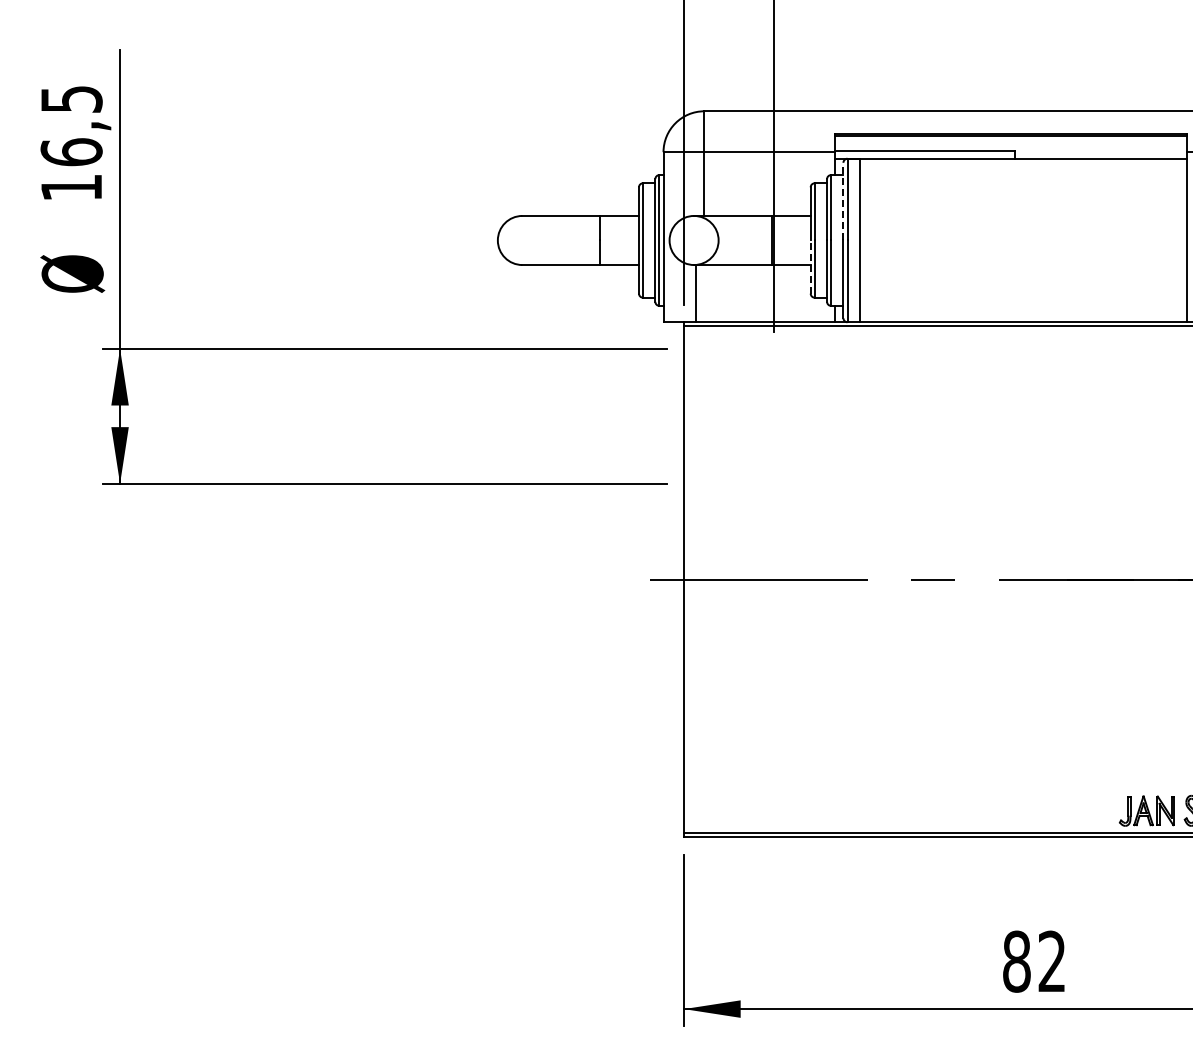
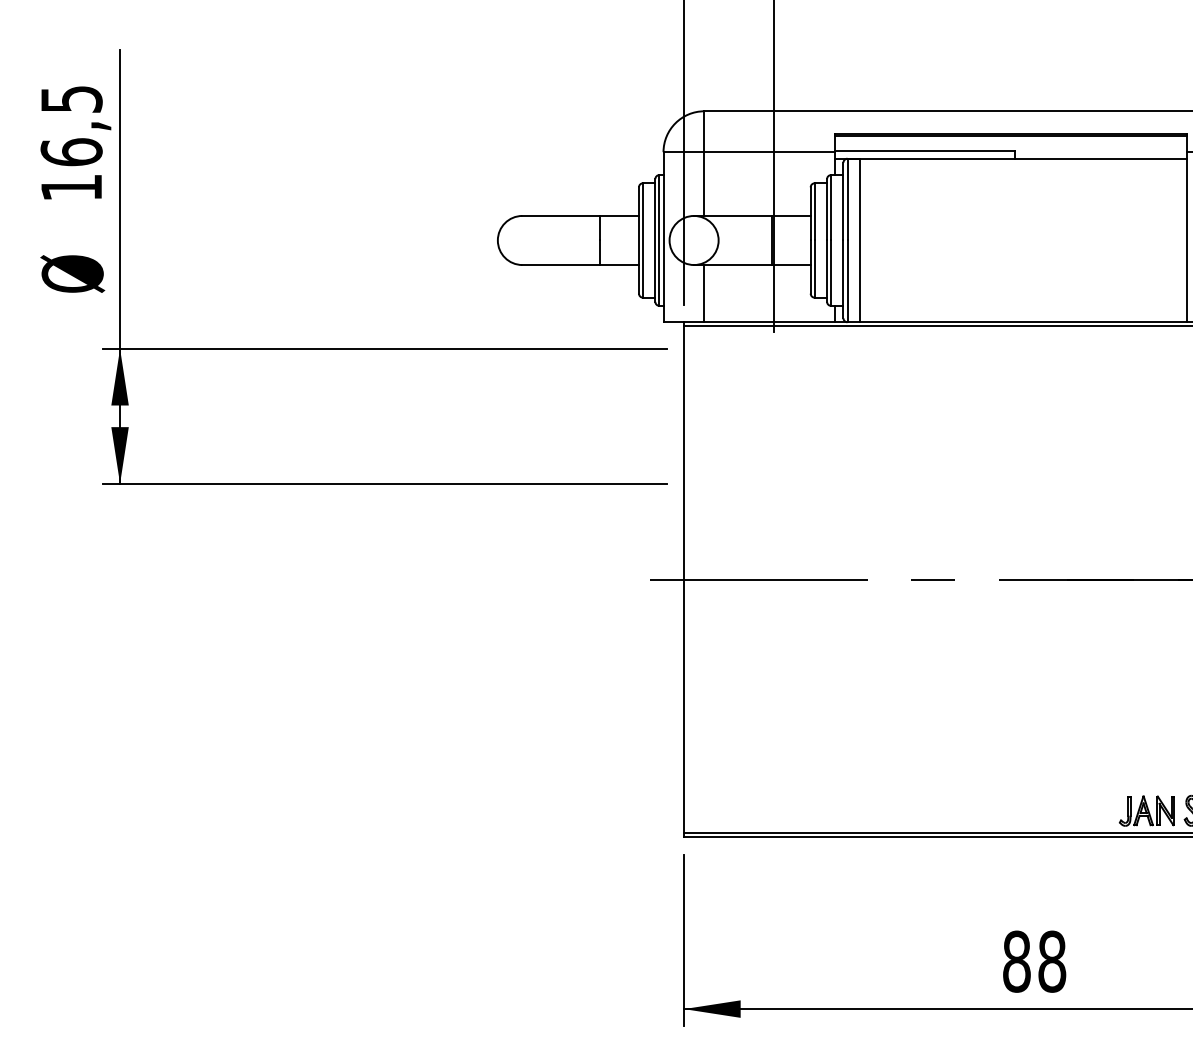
line: dashed -> solid (843, 201)
line: dashed -> solid (810, 267)
line position: (696, 293) -> (704, 293) (704, 293)
text: 82 -> 88 (1052, 961)
